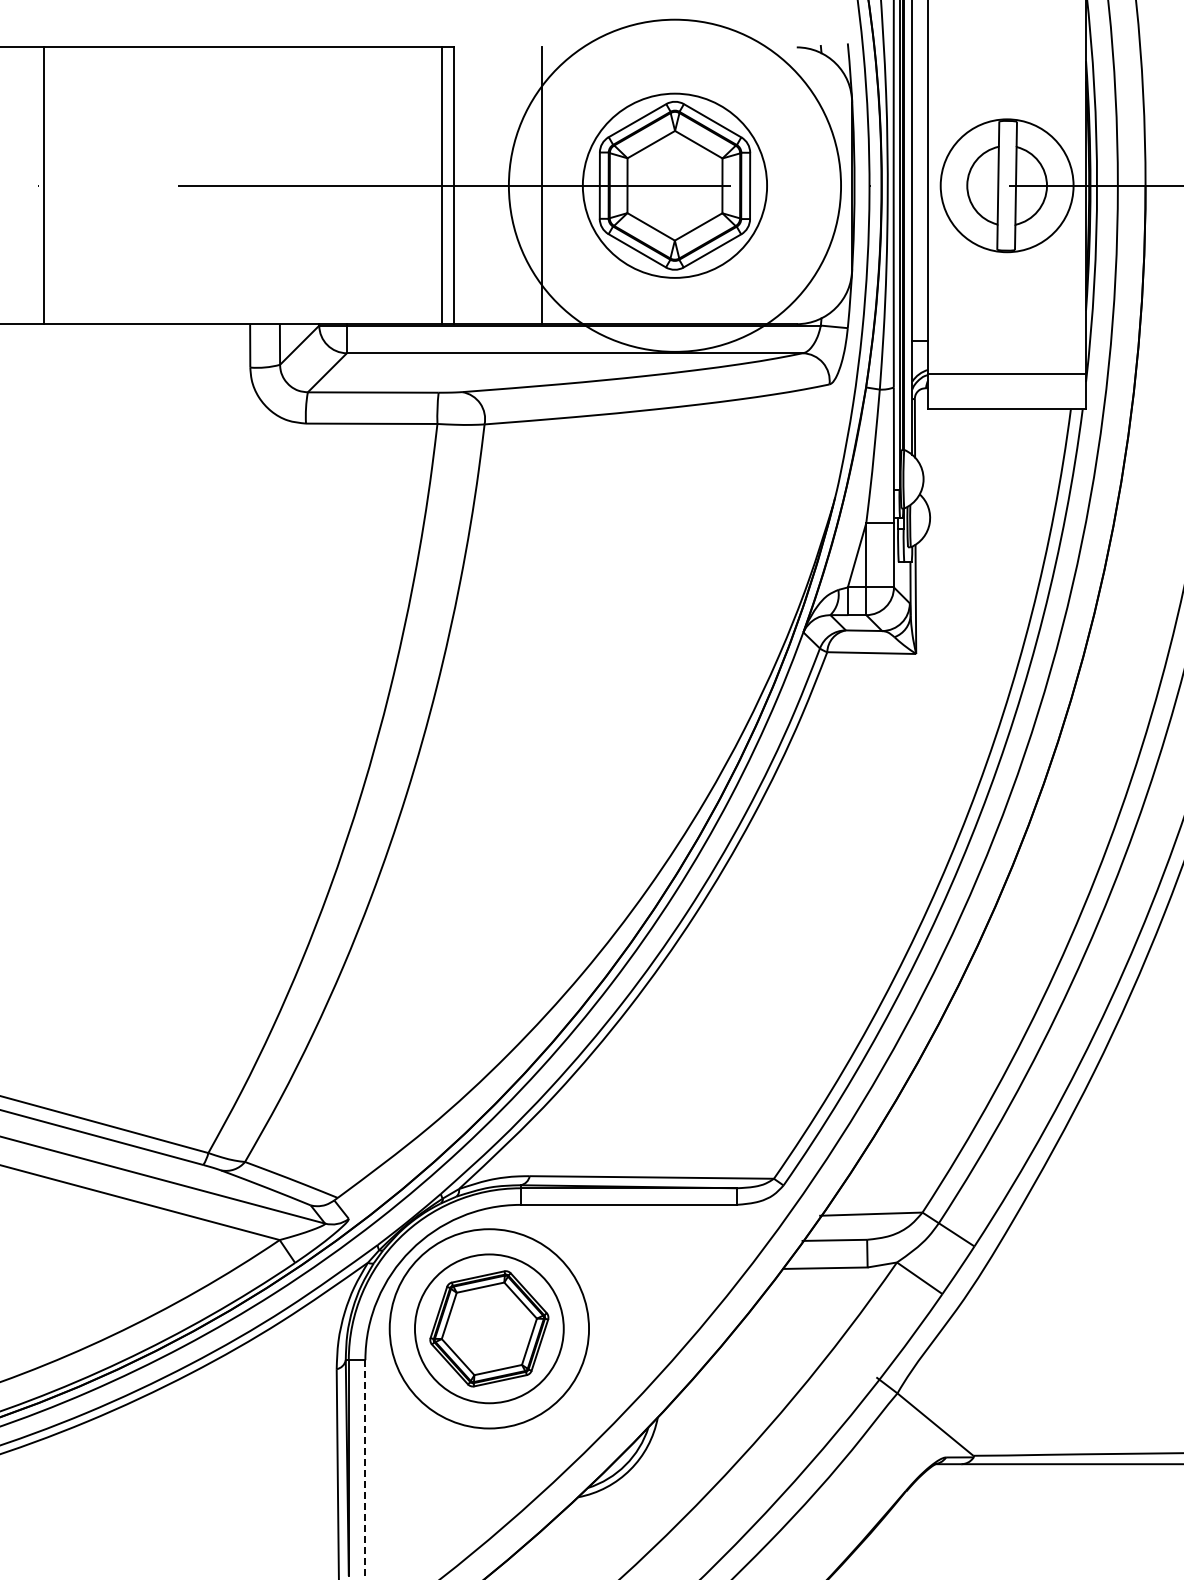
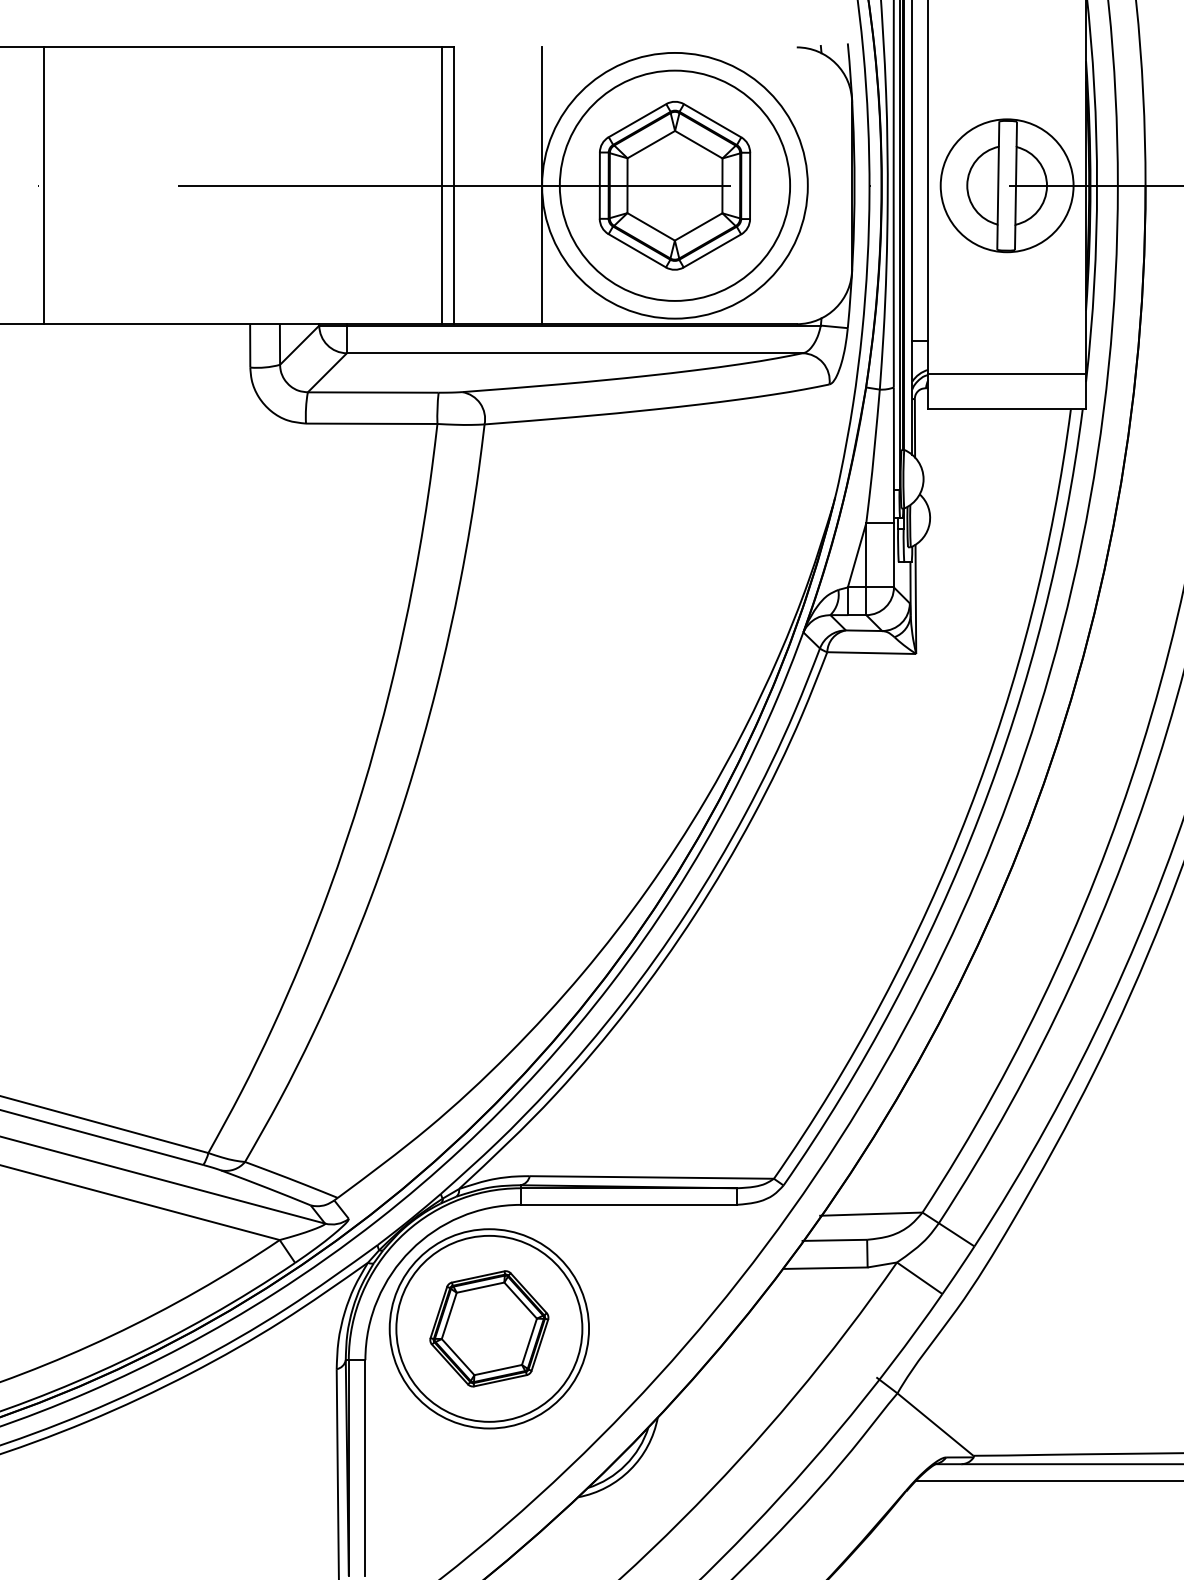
circle diameter: 184 px -> 230 px (674, 185)
circle diameter: 332 px -> 266 px (674, 185)
circle diameter: 149 px -> 186 px (489, 1328)
line: dashed -> solid (365, 1468)
line: none -> present (1048, 1480)
